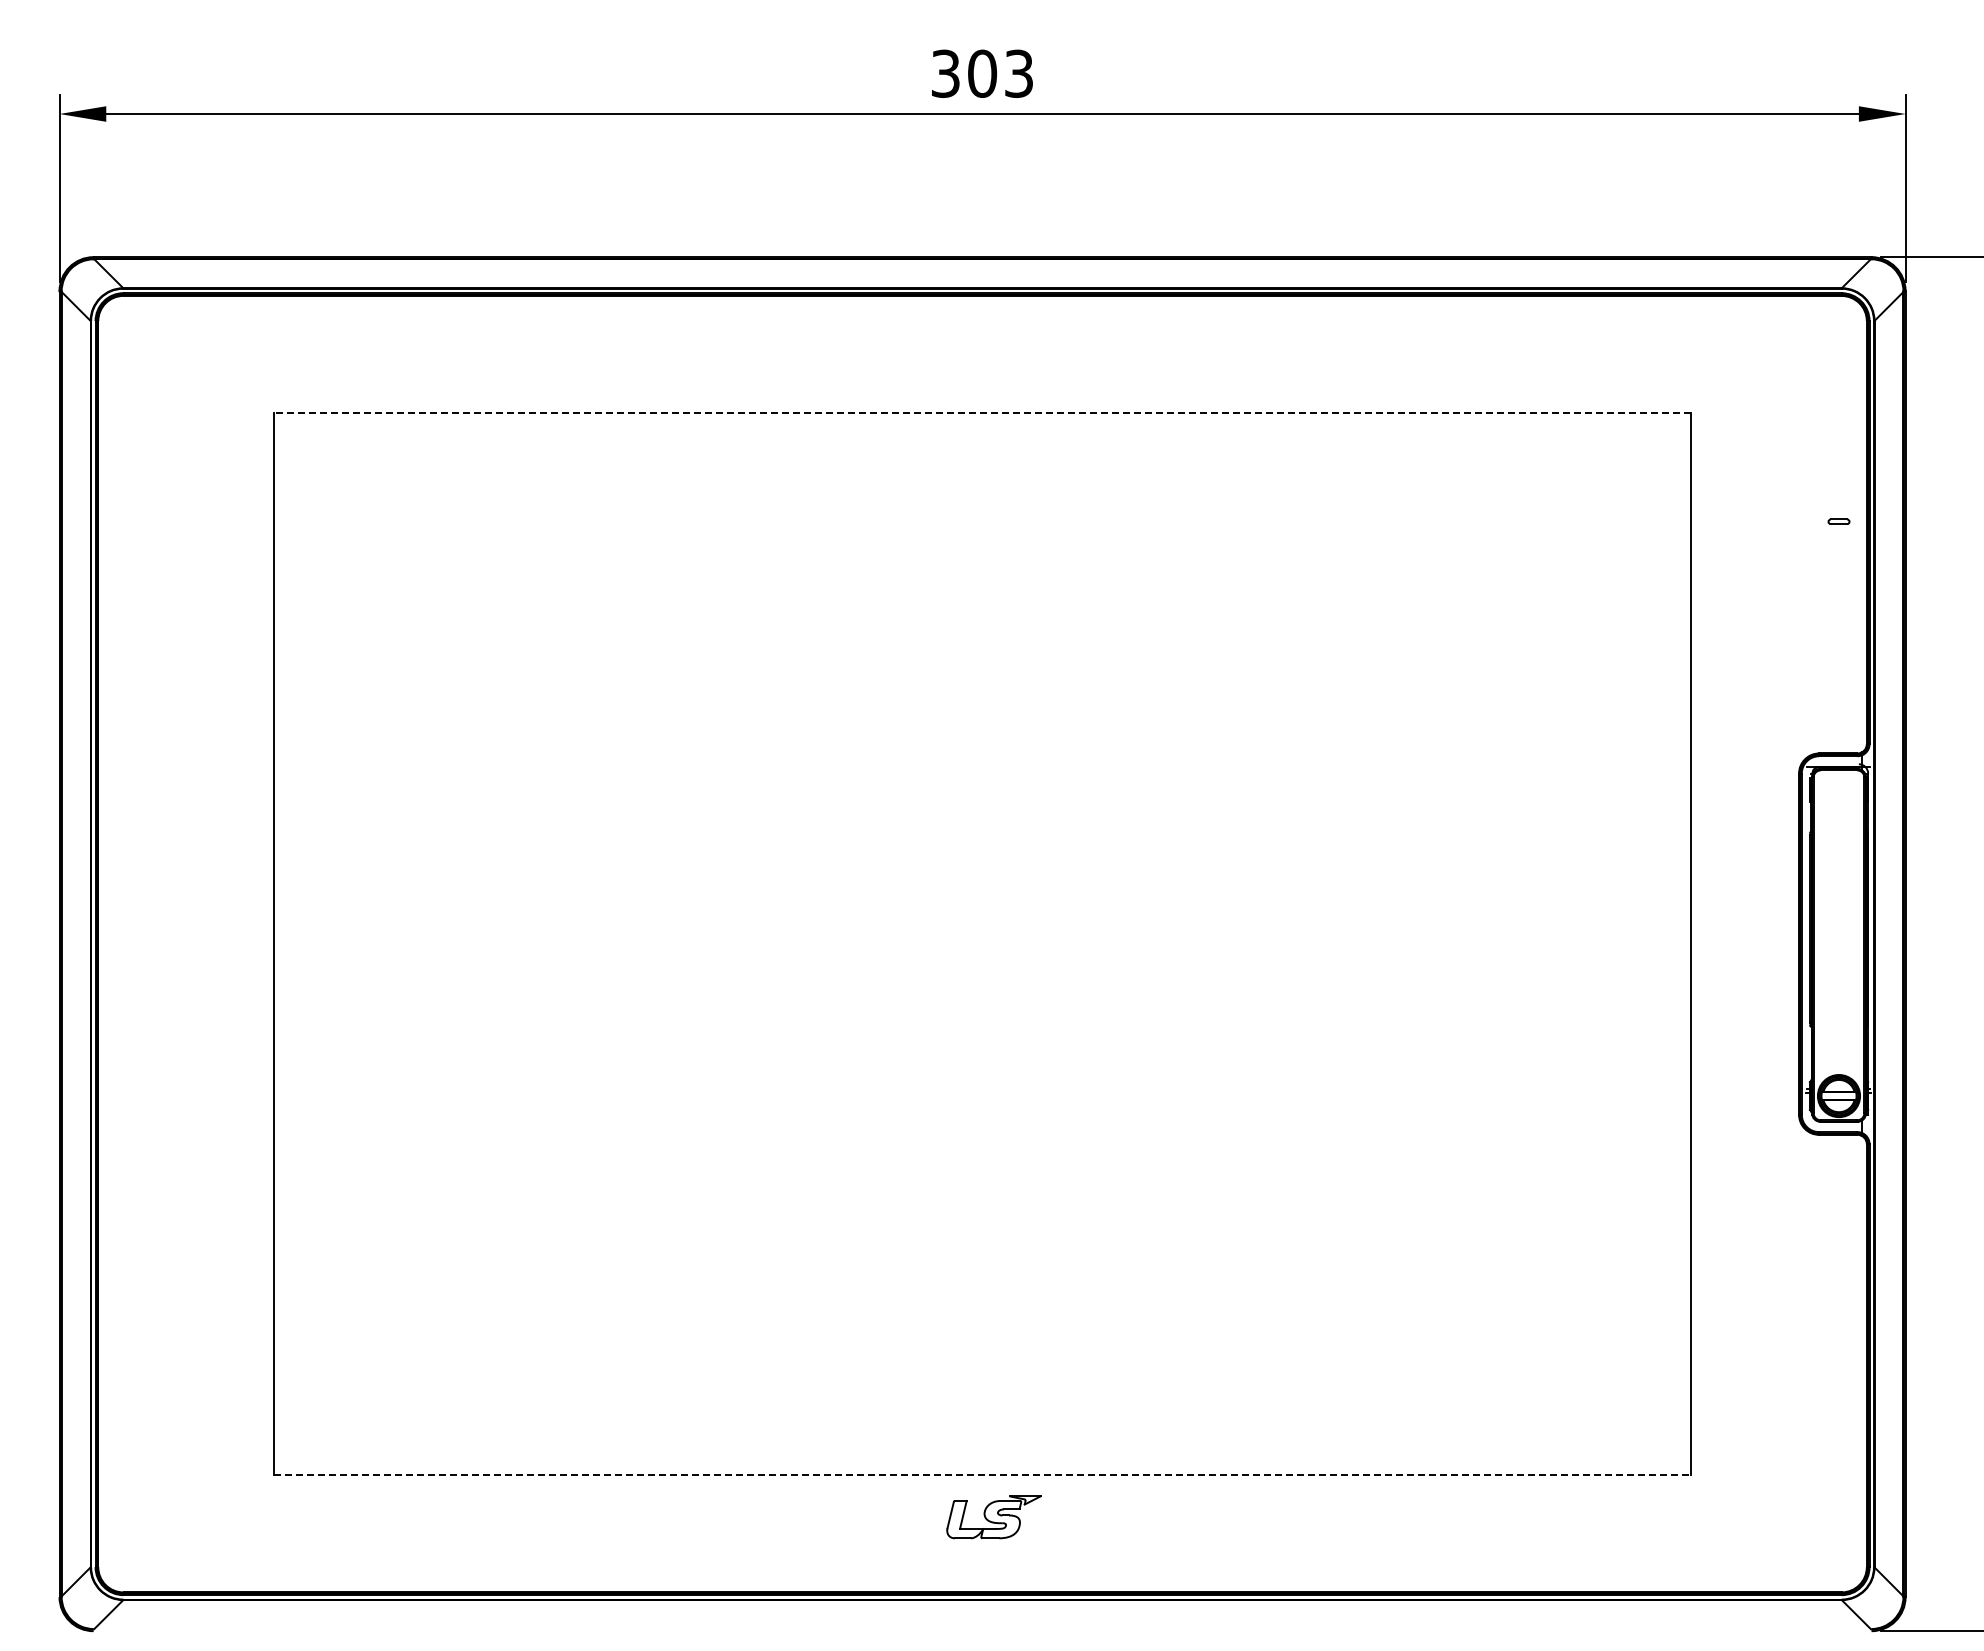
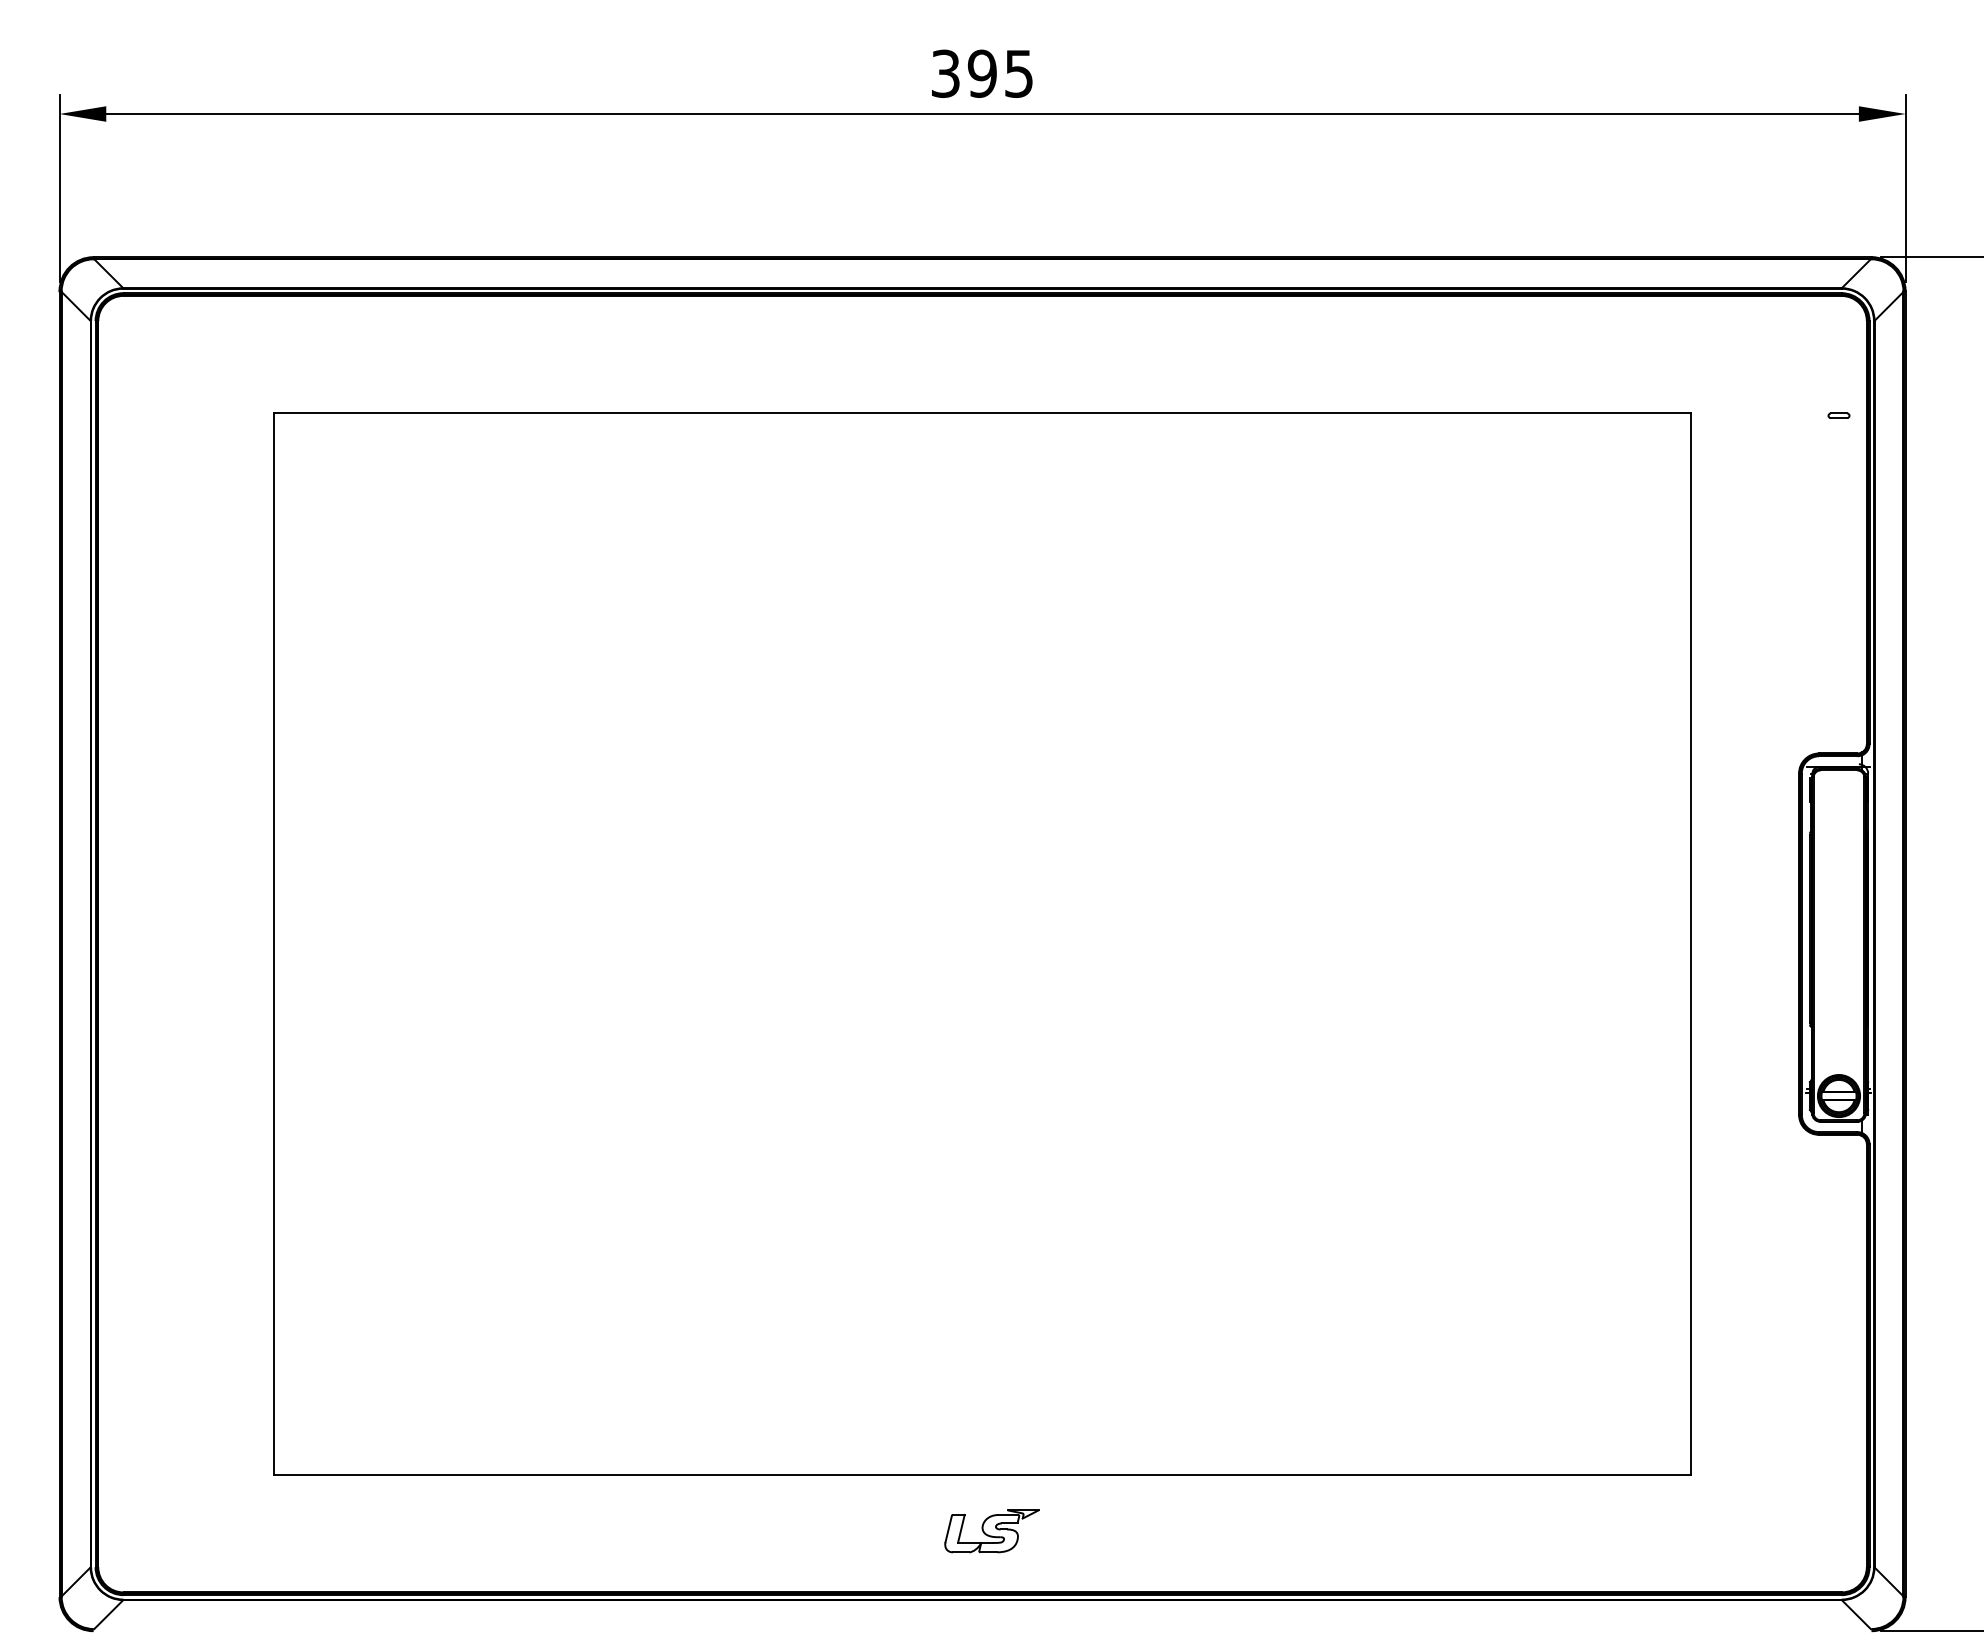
text: 303 -> 395 (999, 73)
line: dashed -> solid (982, 413)
part position: (1838, 521) -> (1838, 415) (1838, 415)
line: dashed -> solid (983, 1474)
part position: (993, 1517) -> (991, 1531) (991, 1531)
